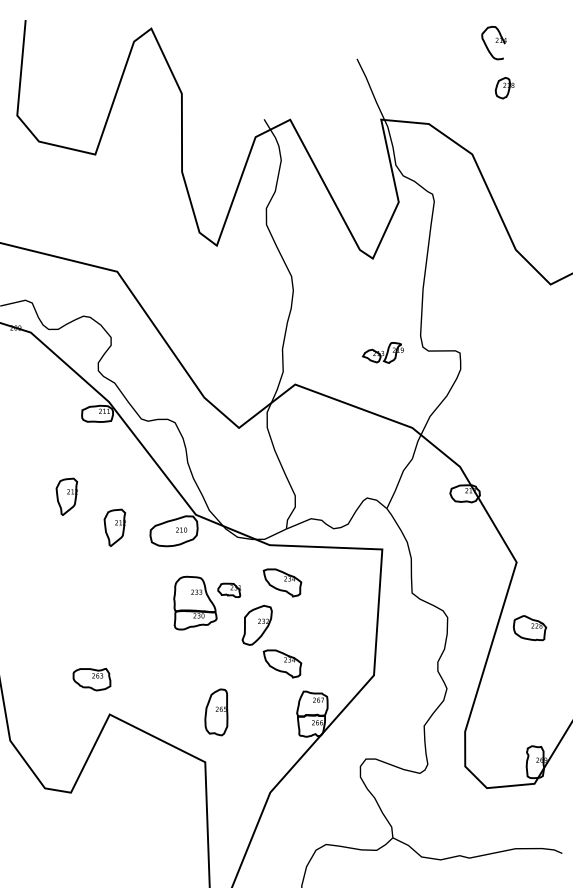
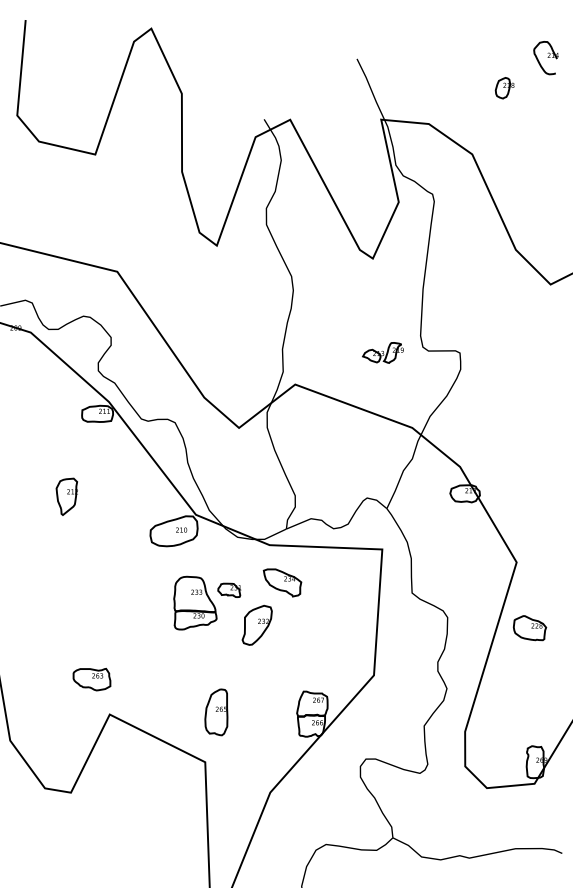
part position: (493, 43) -> (545, 58) (545, 58)
part: present -> none (114, 527)
part: present -> none (282, 663)
